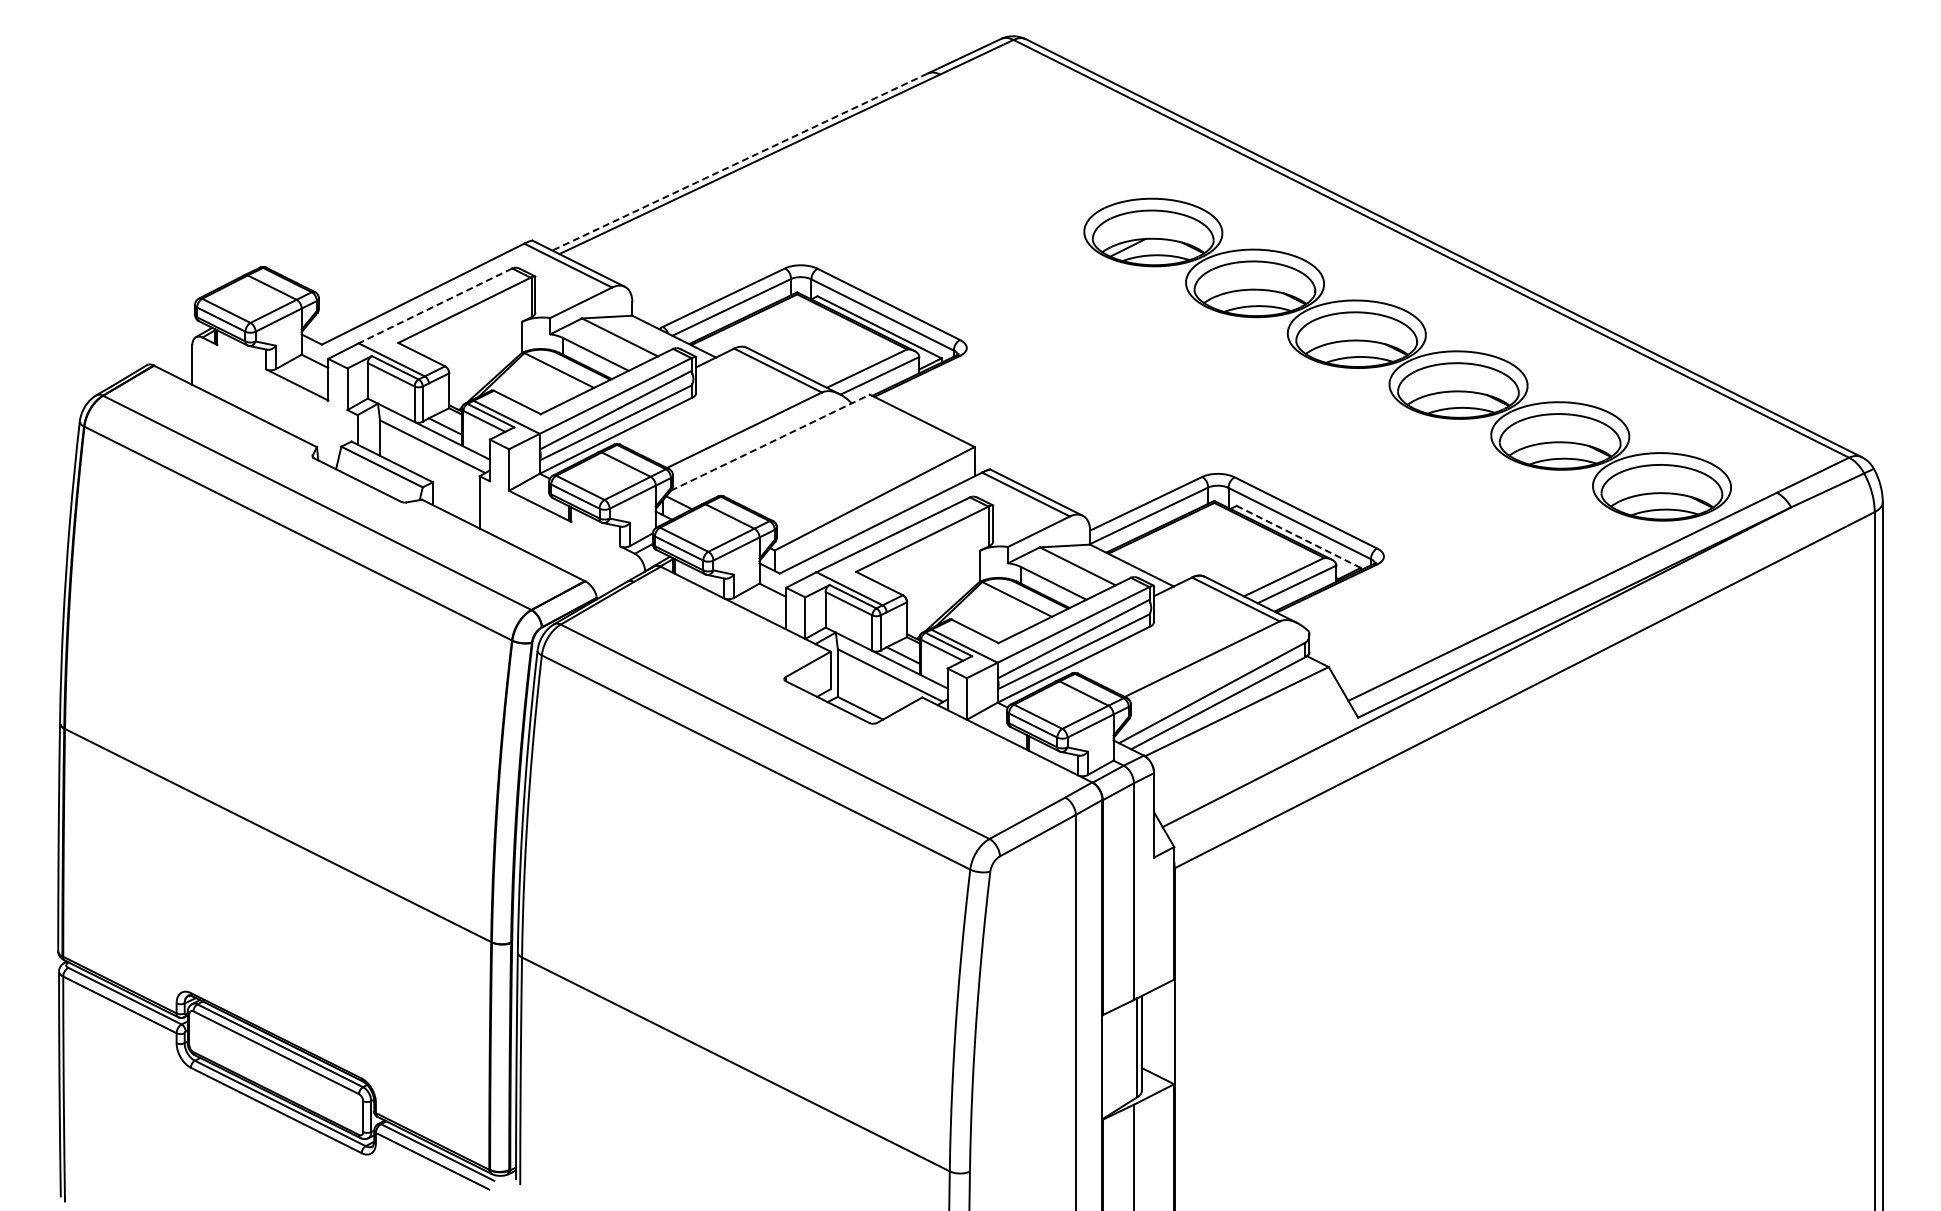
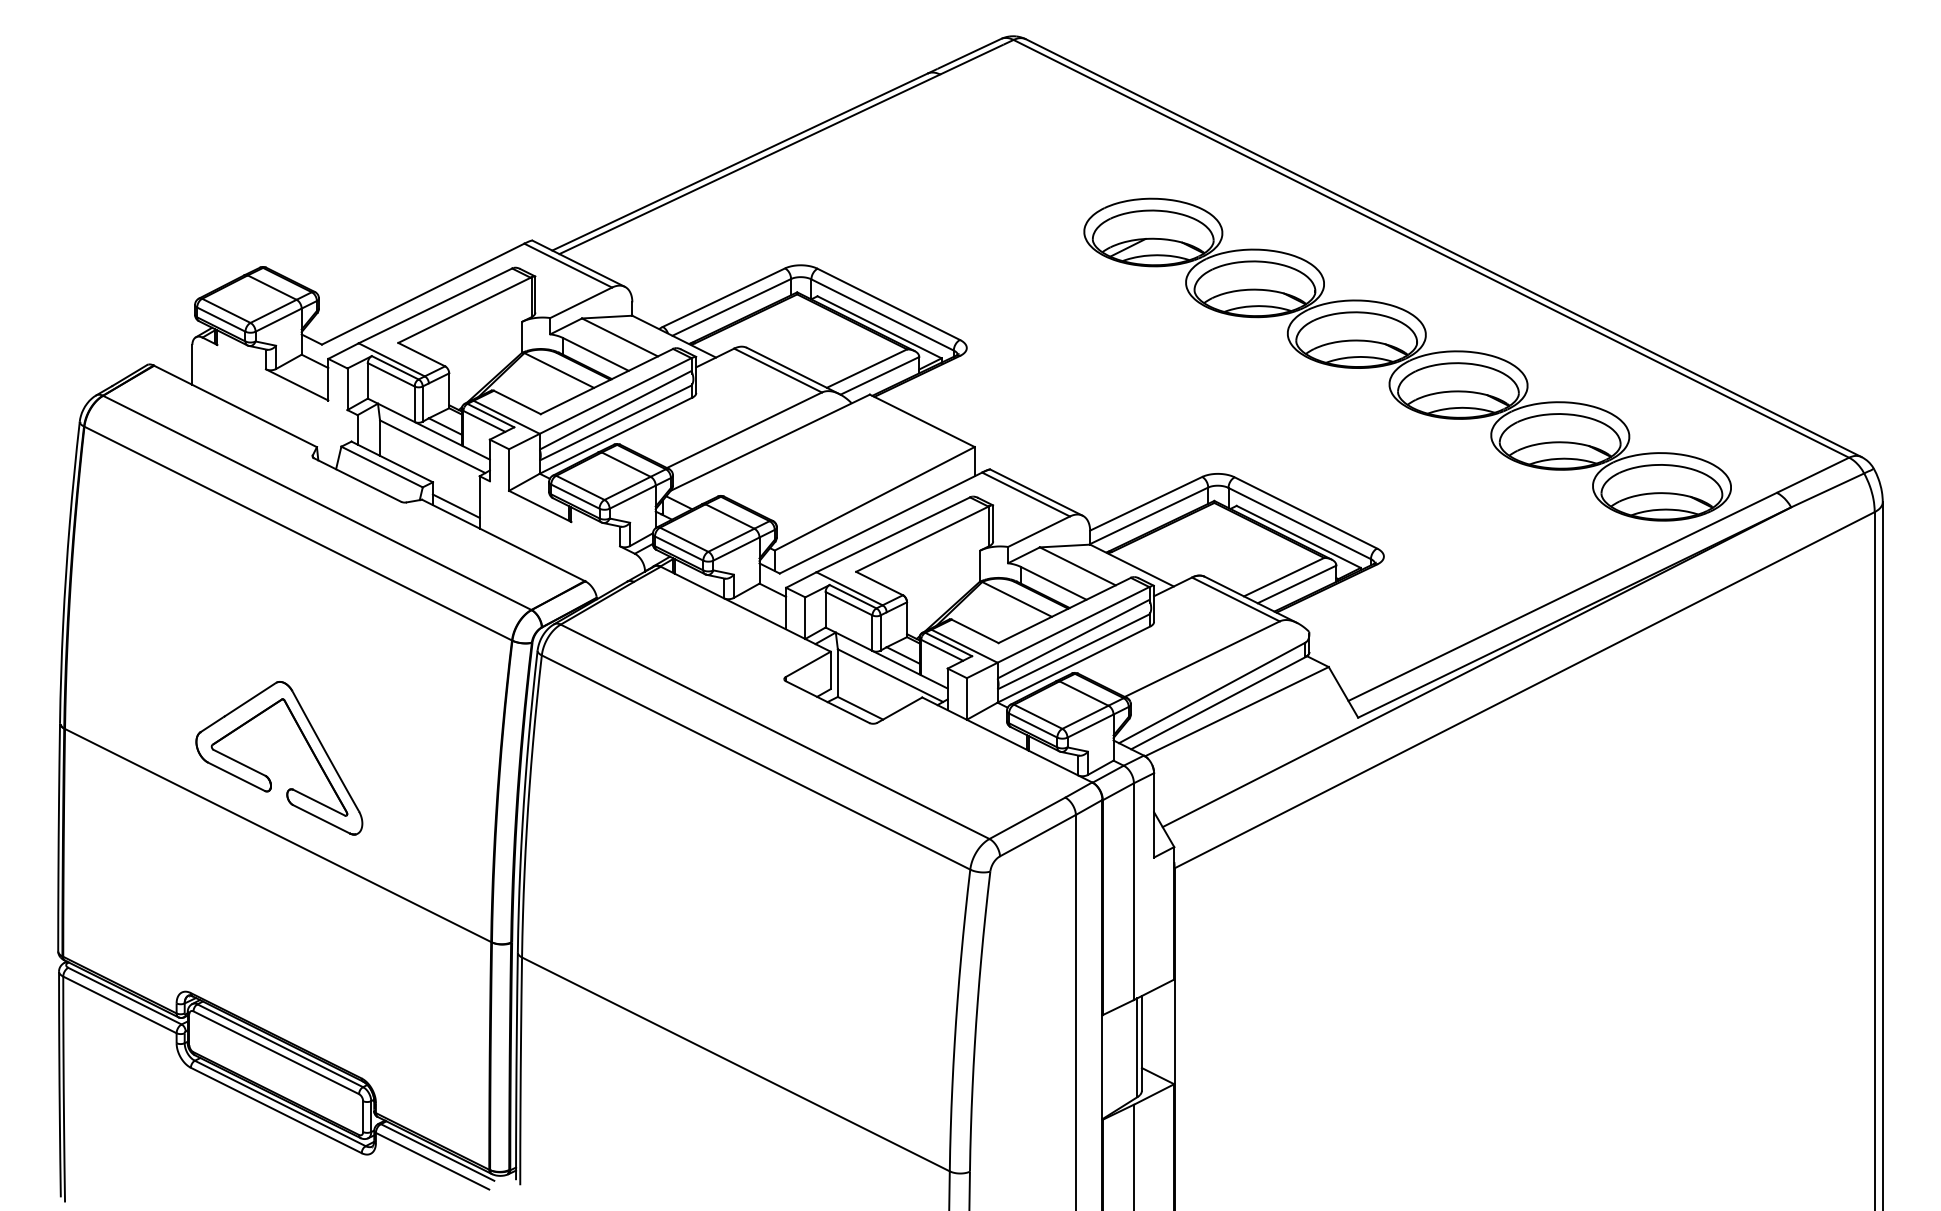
line: dashed -> solid (739, 162)
line: dashed -> solid (435, 306)
line: dashed -> solid (770, 442)
line: none -> present (455, 505)
line: dashed -> solid (1298, 536)
part: none -> present (267, 775)
